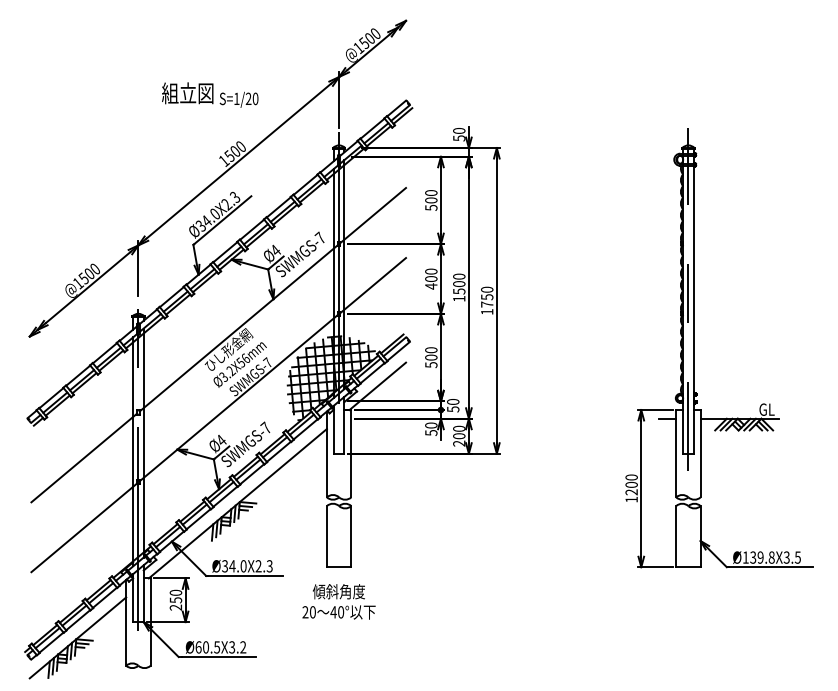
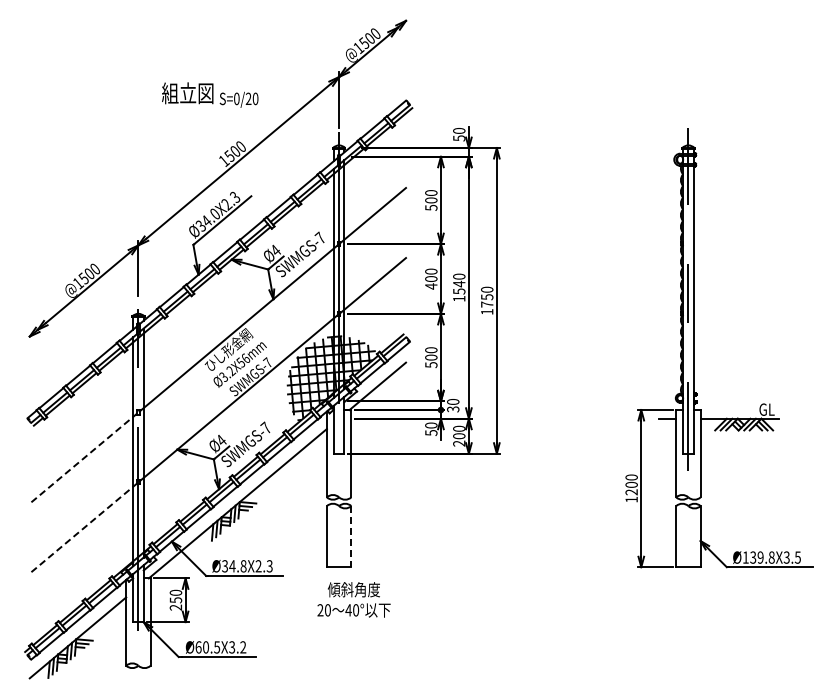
text: S=1/20 -> S=0/20 (236, 98)
text: 1500 -> 1540 (459, 283)
text: 50 -> 30 (452, 409)
line: solid -> dashed (84, 457)
line: solid -> dashed (84, 527)
line: solid -> dashed (351, 536)
text: Ø34.0X2.3 -> Ø34.8X2.3 (243, 566)
text position: (338, 601) -> (353, 599) (353, 599)
